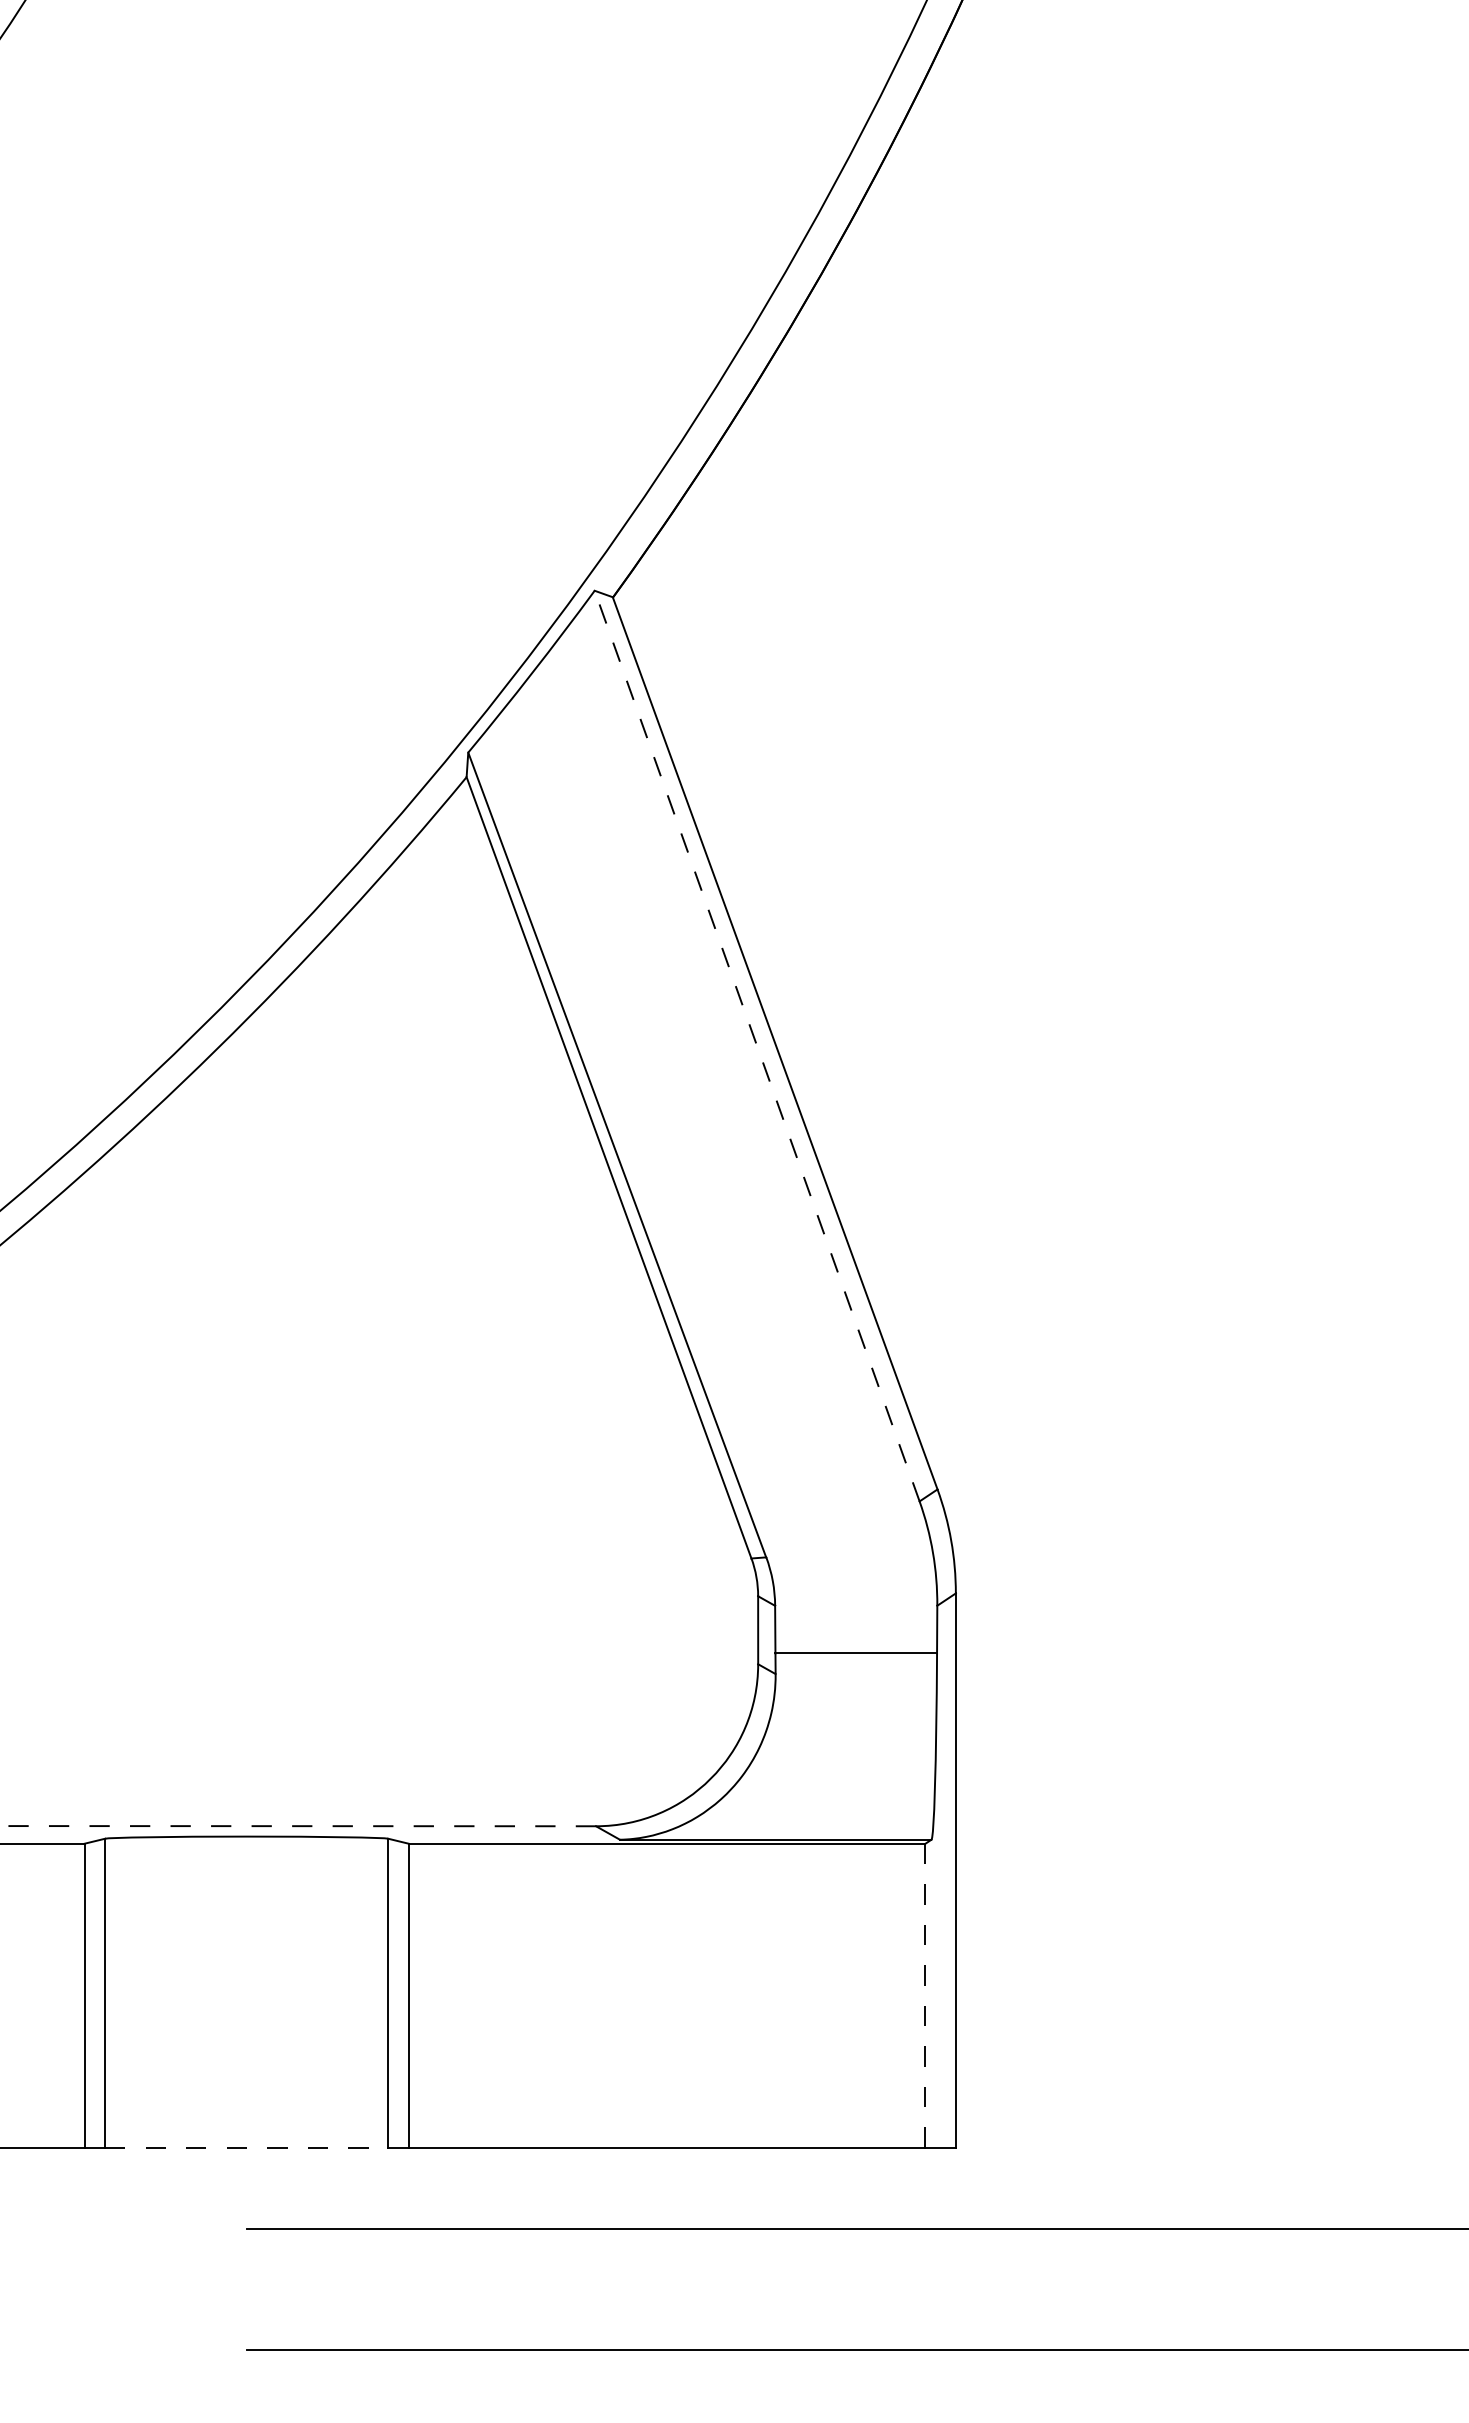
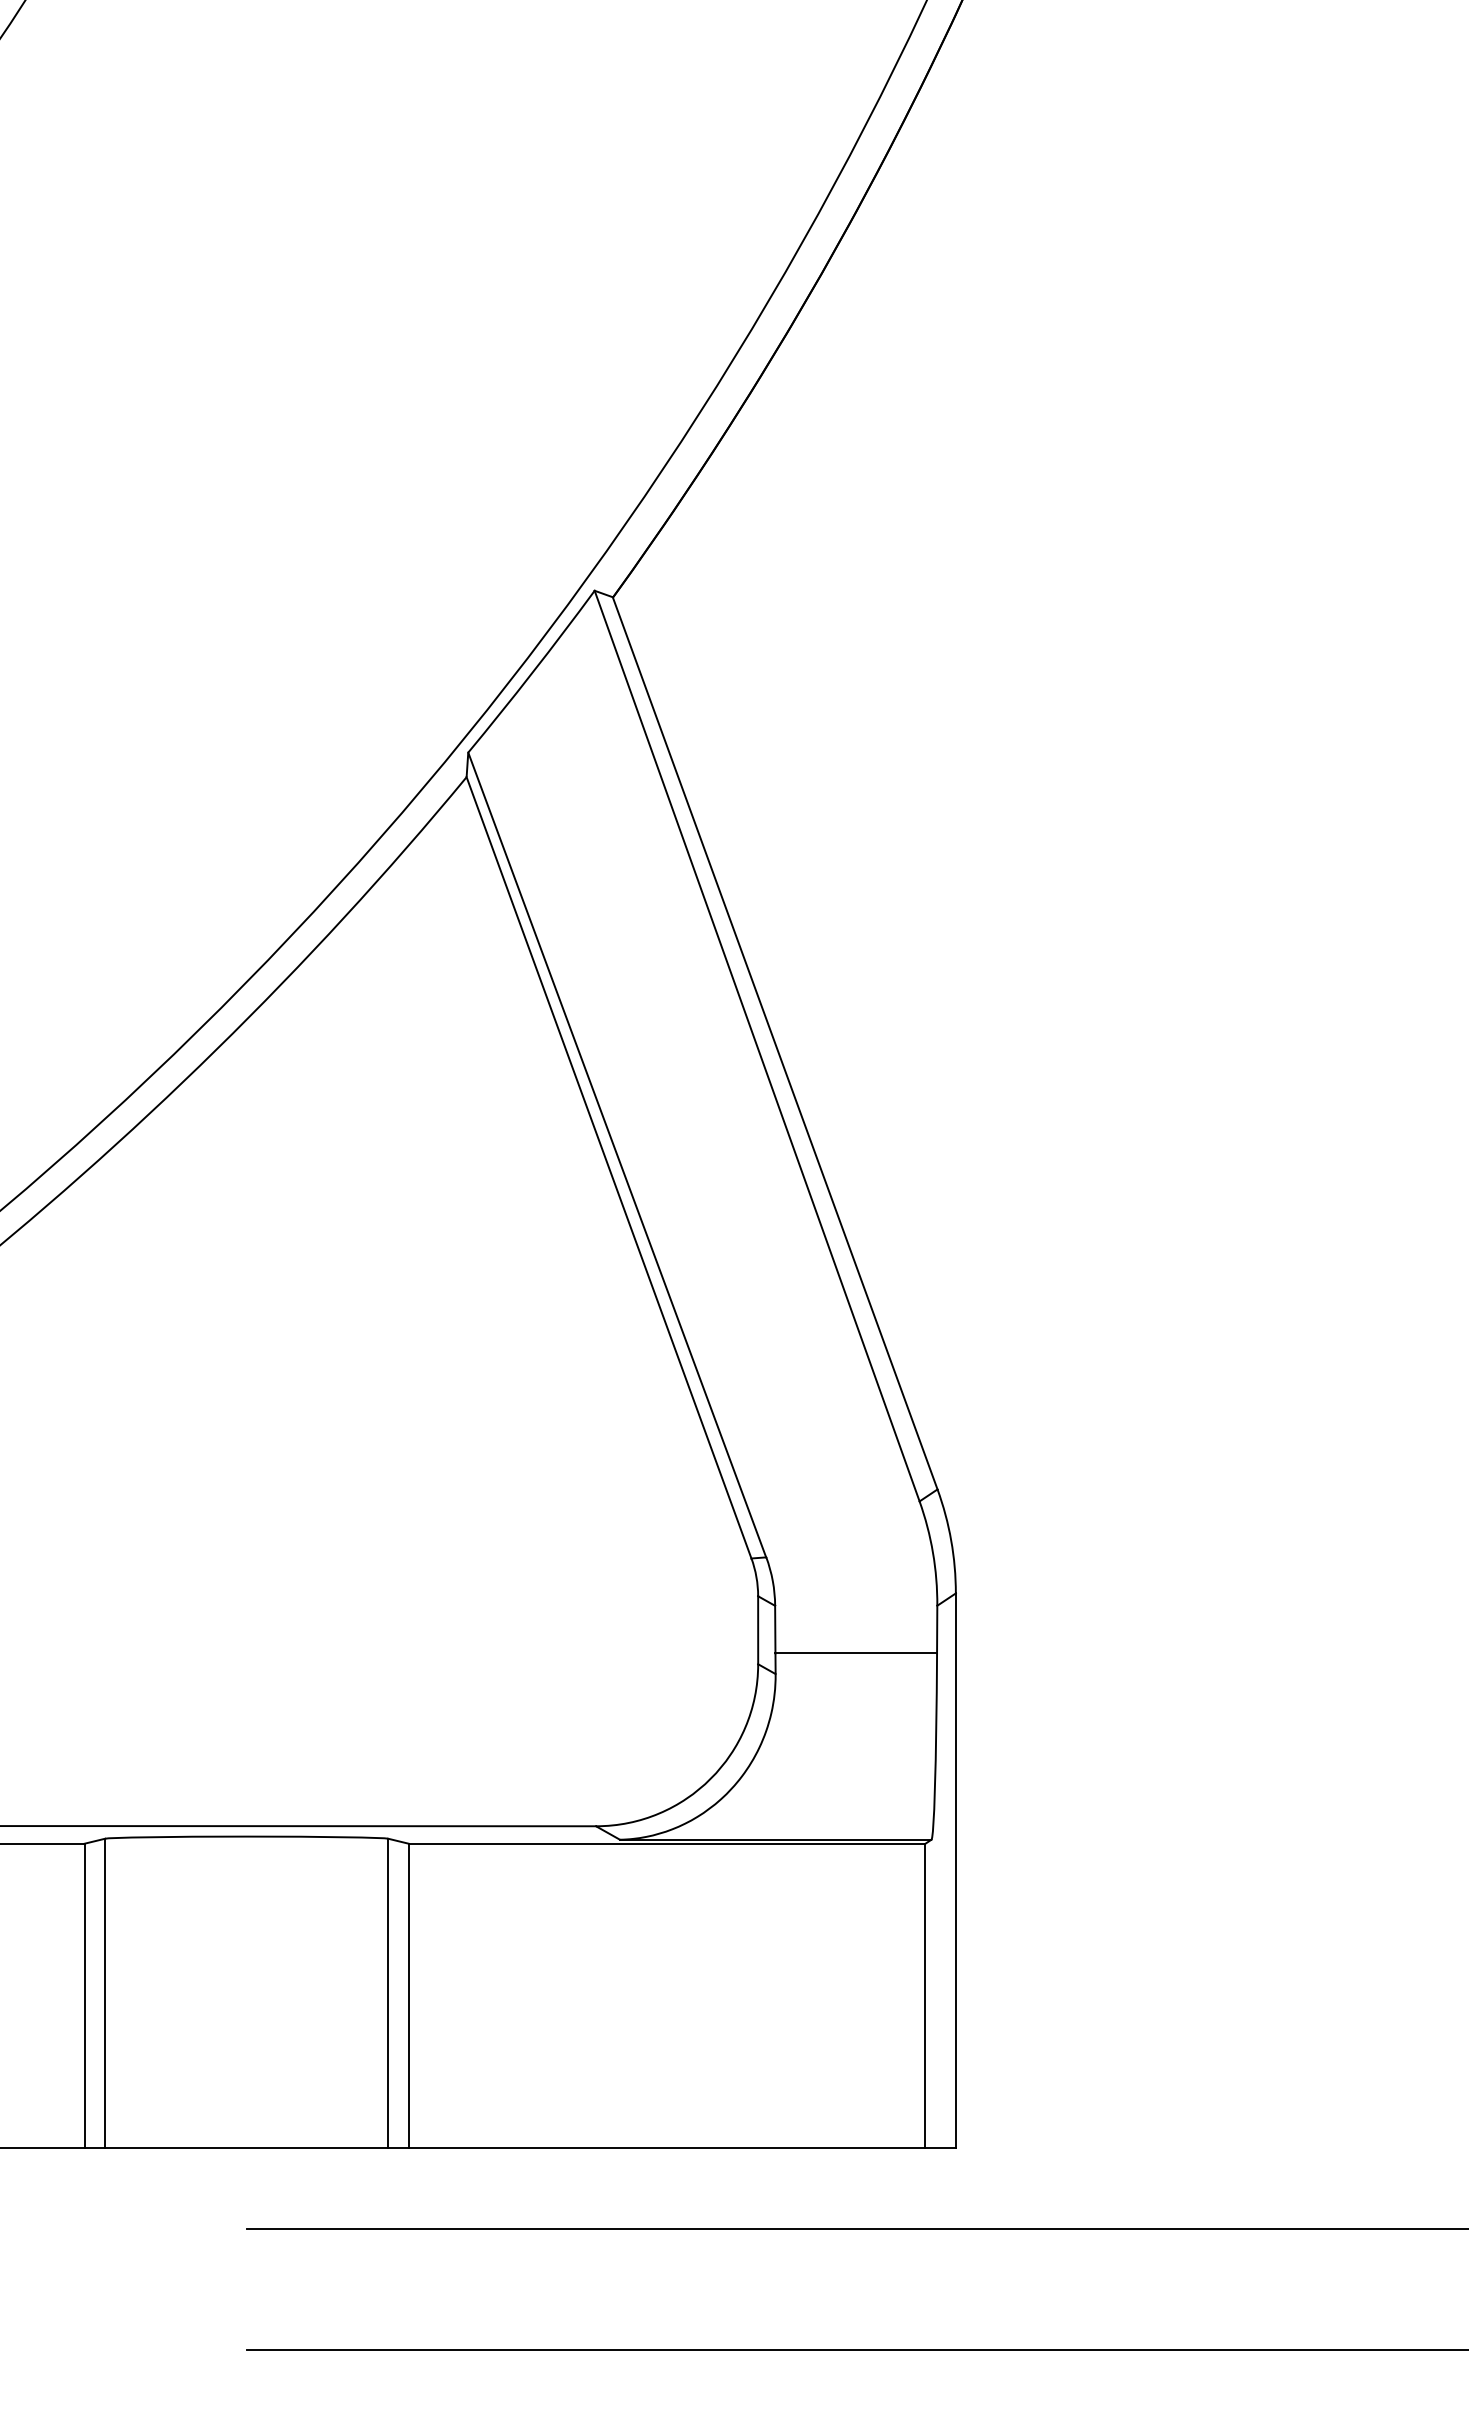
line: dashed -> solid (756, 1045)
line: dashed -> solid (298, 1826)
line: dashed -> solid (925, 1995)
line: dashed -> solid (246, 2147)
